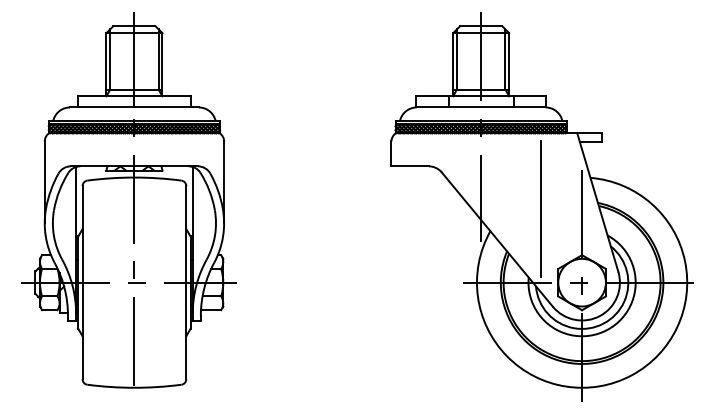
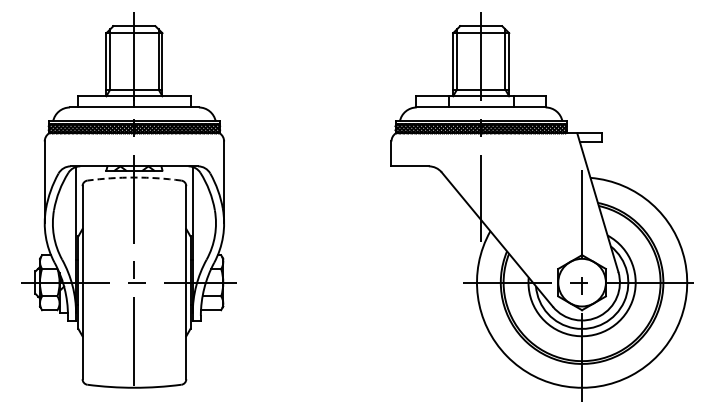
arc: solid -> dashed (134, 177)
line: present -> none (541, 209)
